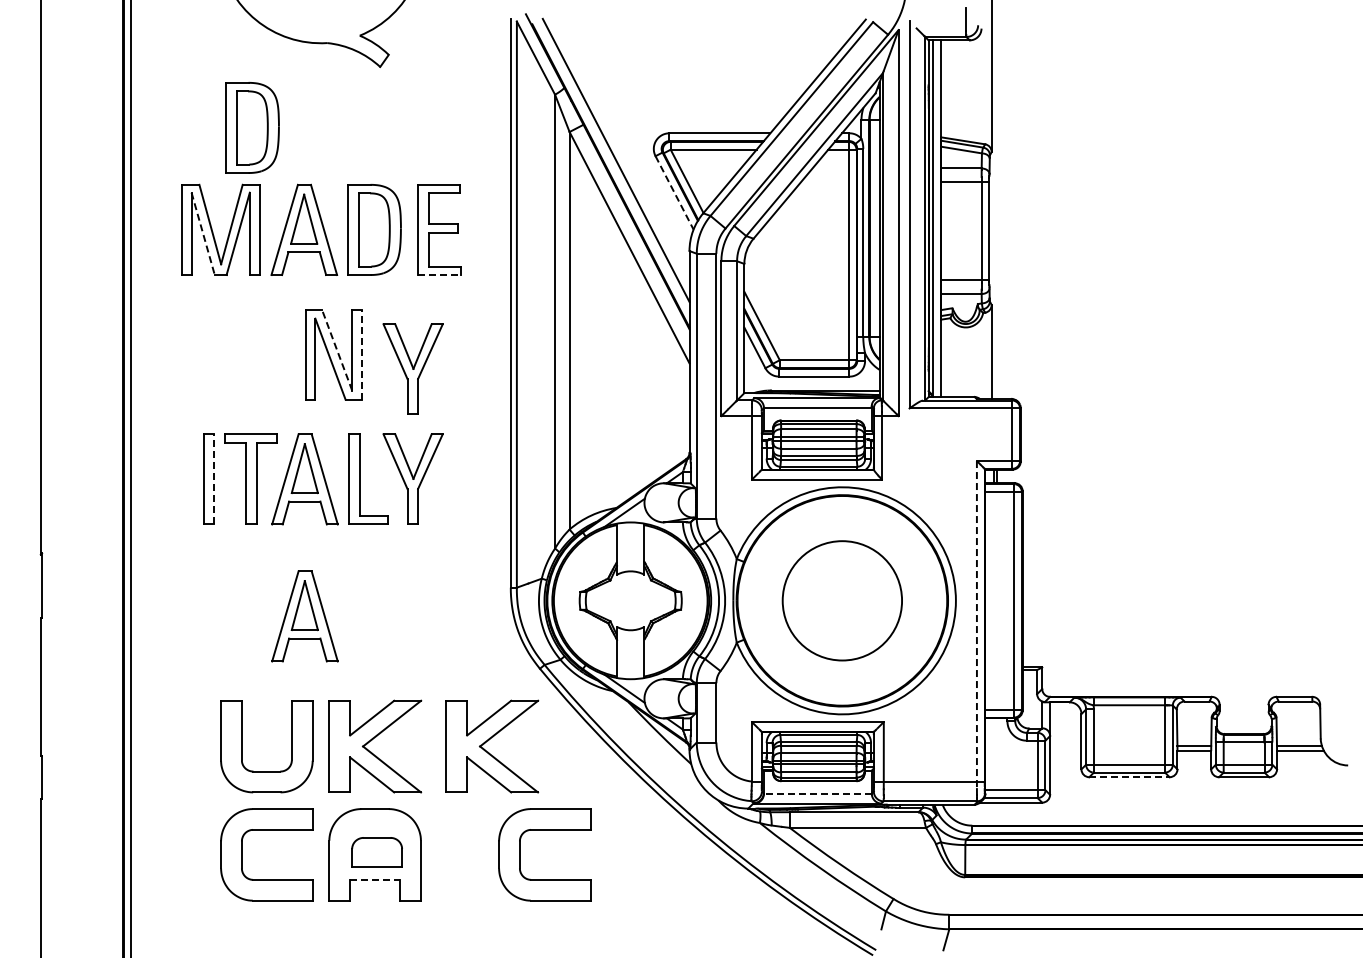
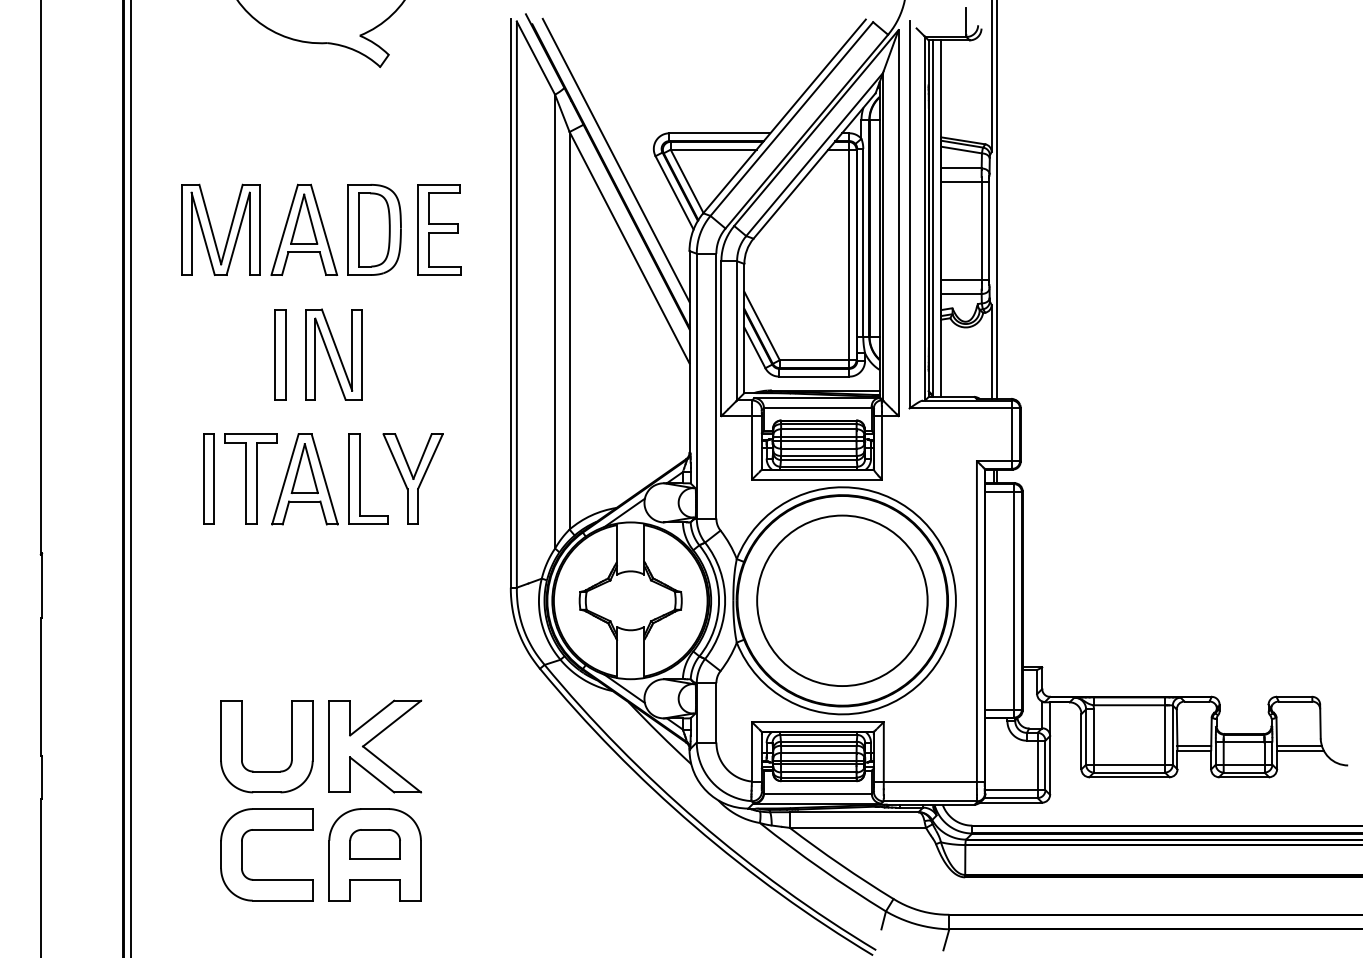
part: present -> none (252, 127)
line: dashed -> solid (674, 193)
line: none -> present (997, 200)
line: dashed -> solid (203, 233)
line: dashed -> solid (439, 275)
line: dashed -> solid (336, 349)
part: none -> present (280, 354)
line: dashed -> solid (362, 354)
part: present -> none (412, 368)
line: dashed -> solid (214, 478)
circle diameter: 119 px -> 170 px (842, 600)
part: present -> none (304, 616)
line: dashed -> solid (976, 625)
part: present -> none (488, 741)
line: dashed -> solid (1129, 777)
line: dashed -> solid (817, 793)
part: present -> none (544, 830)
part position: (376, 852) -> (374, 844) (374, 844)
line: dashed -> solid (375, 879)
